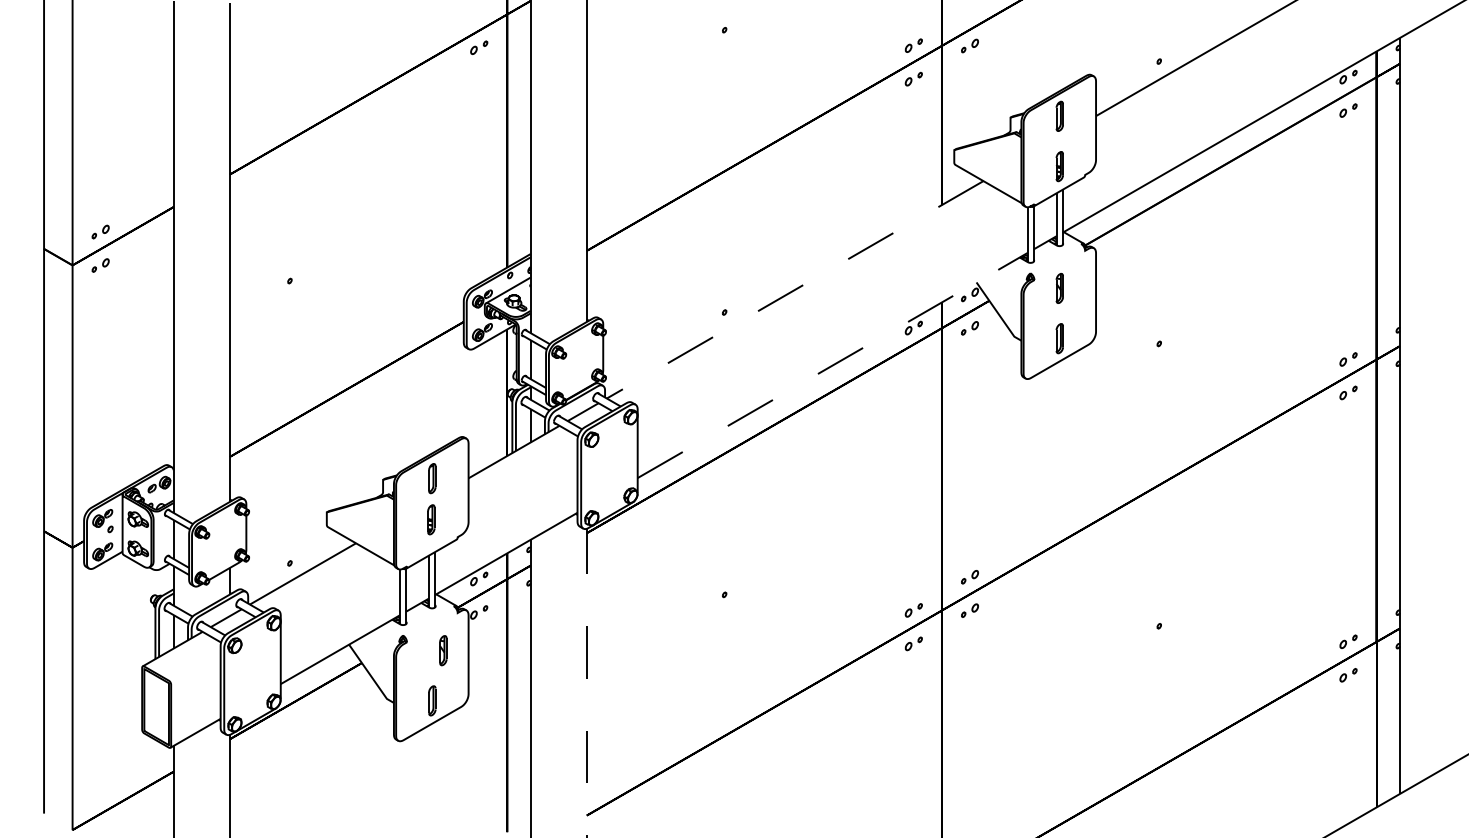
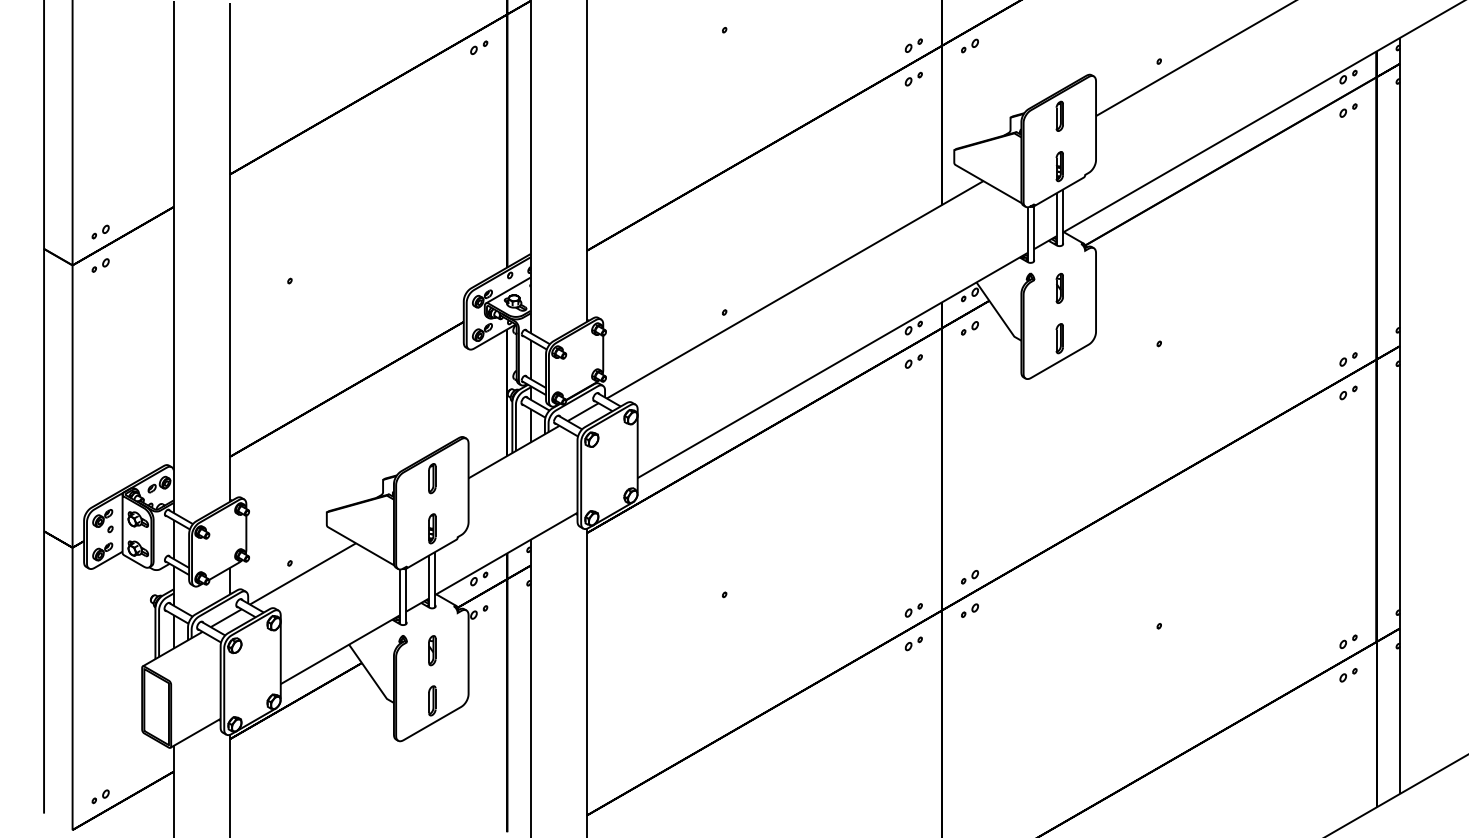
line: dashed -> solid (794, 290)
part: none -> present (913, 361)
line: dashed -> solid (833, 365)
part position: (431, 519) -> (432, 528) (432, 528)
part position: (443, 650) -> (432, 650) (432, 650)
line: dashed -> solid (586, 682)
part: none -> present (100, 796)
